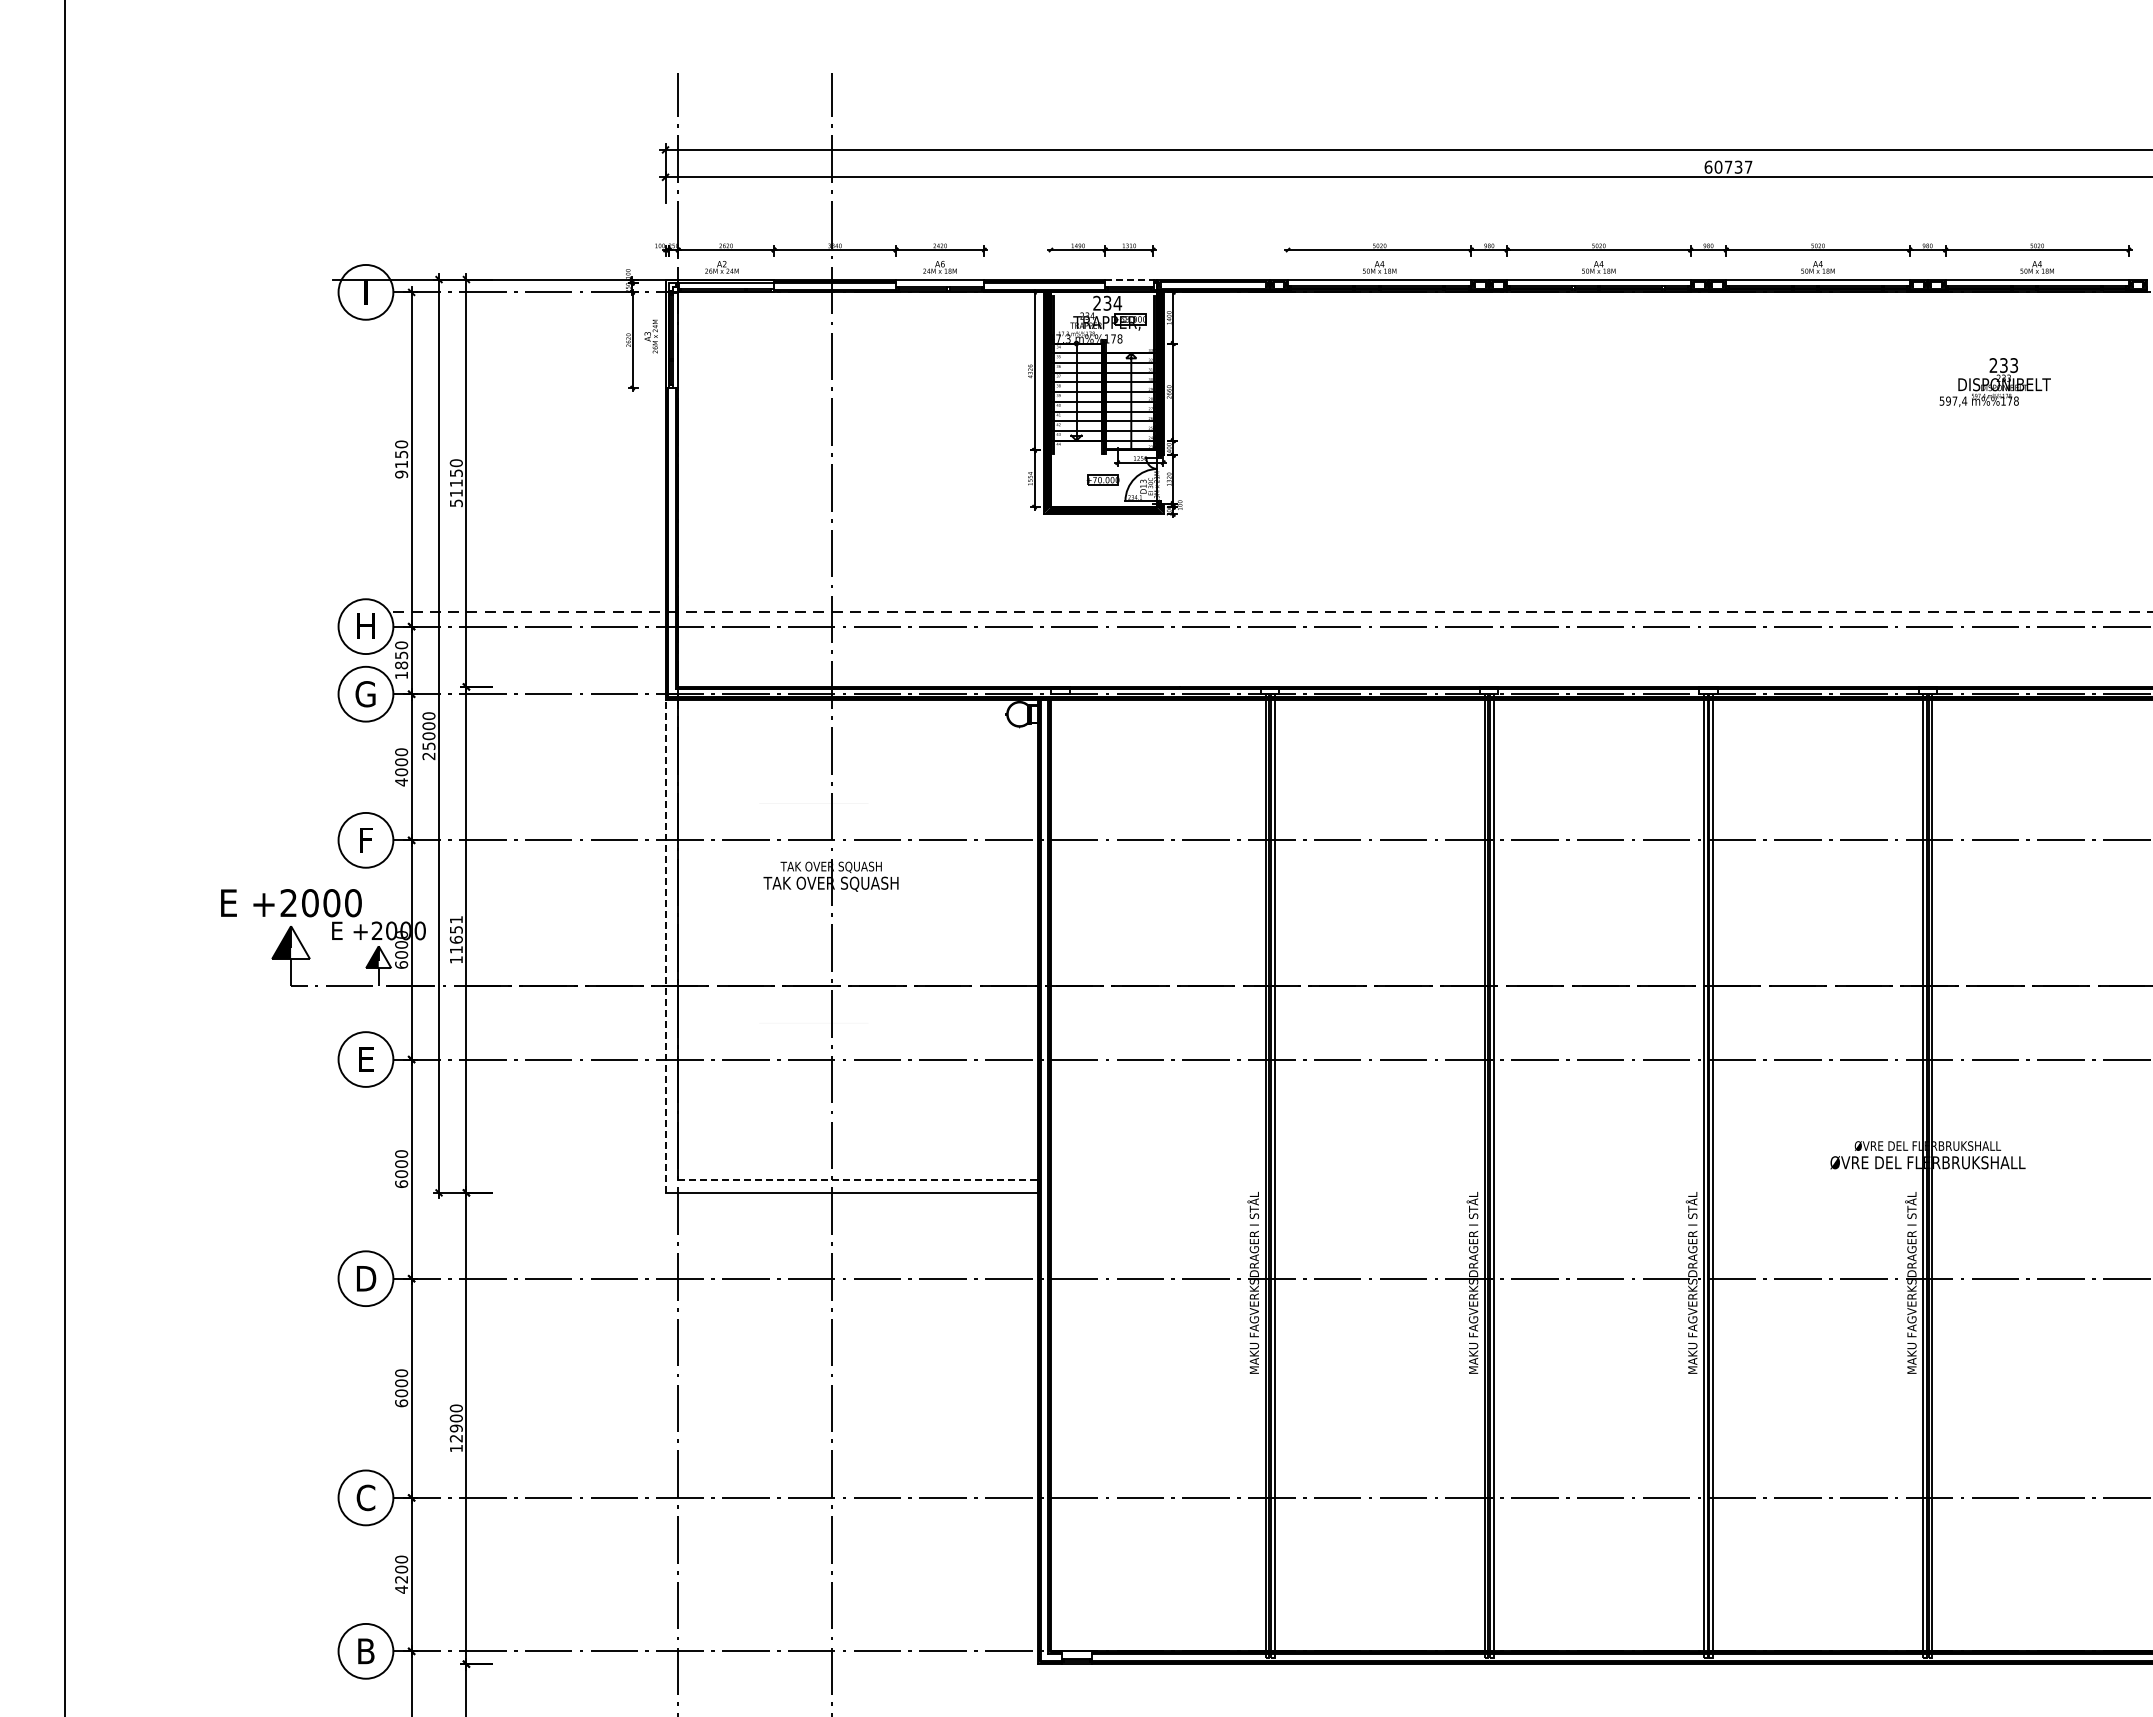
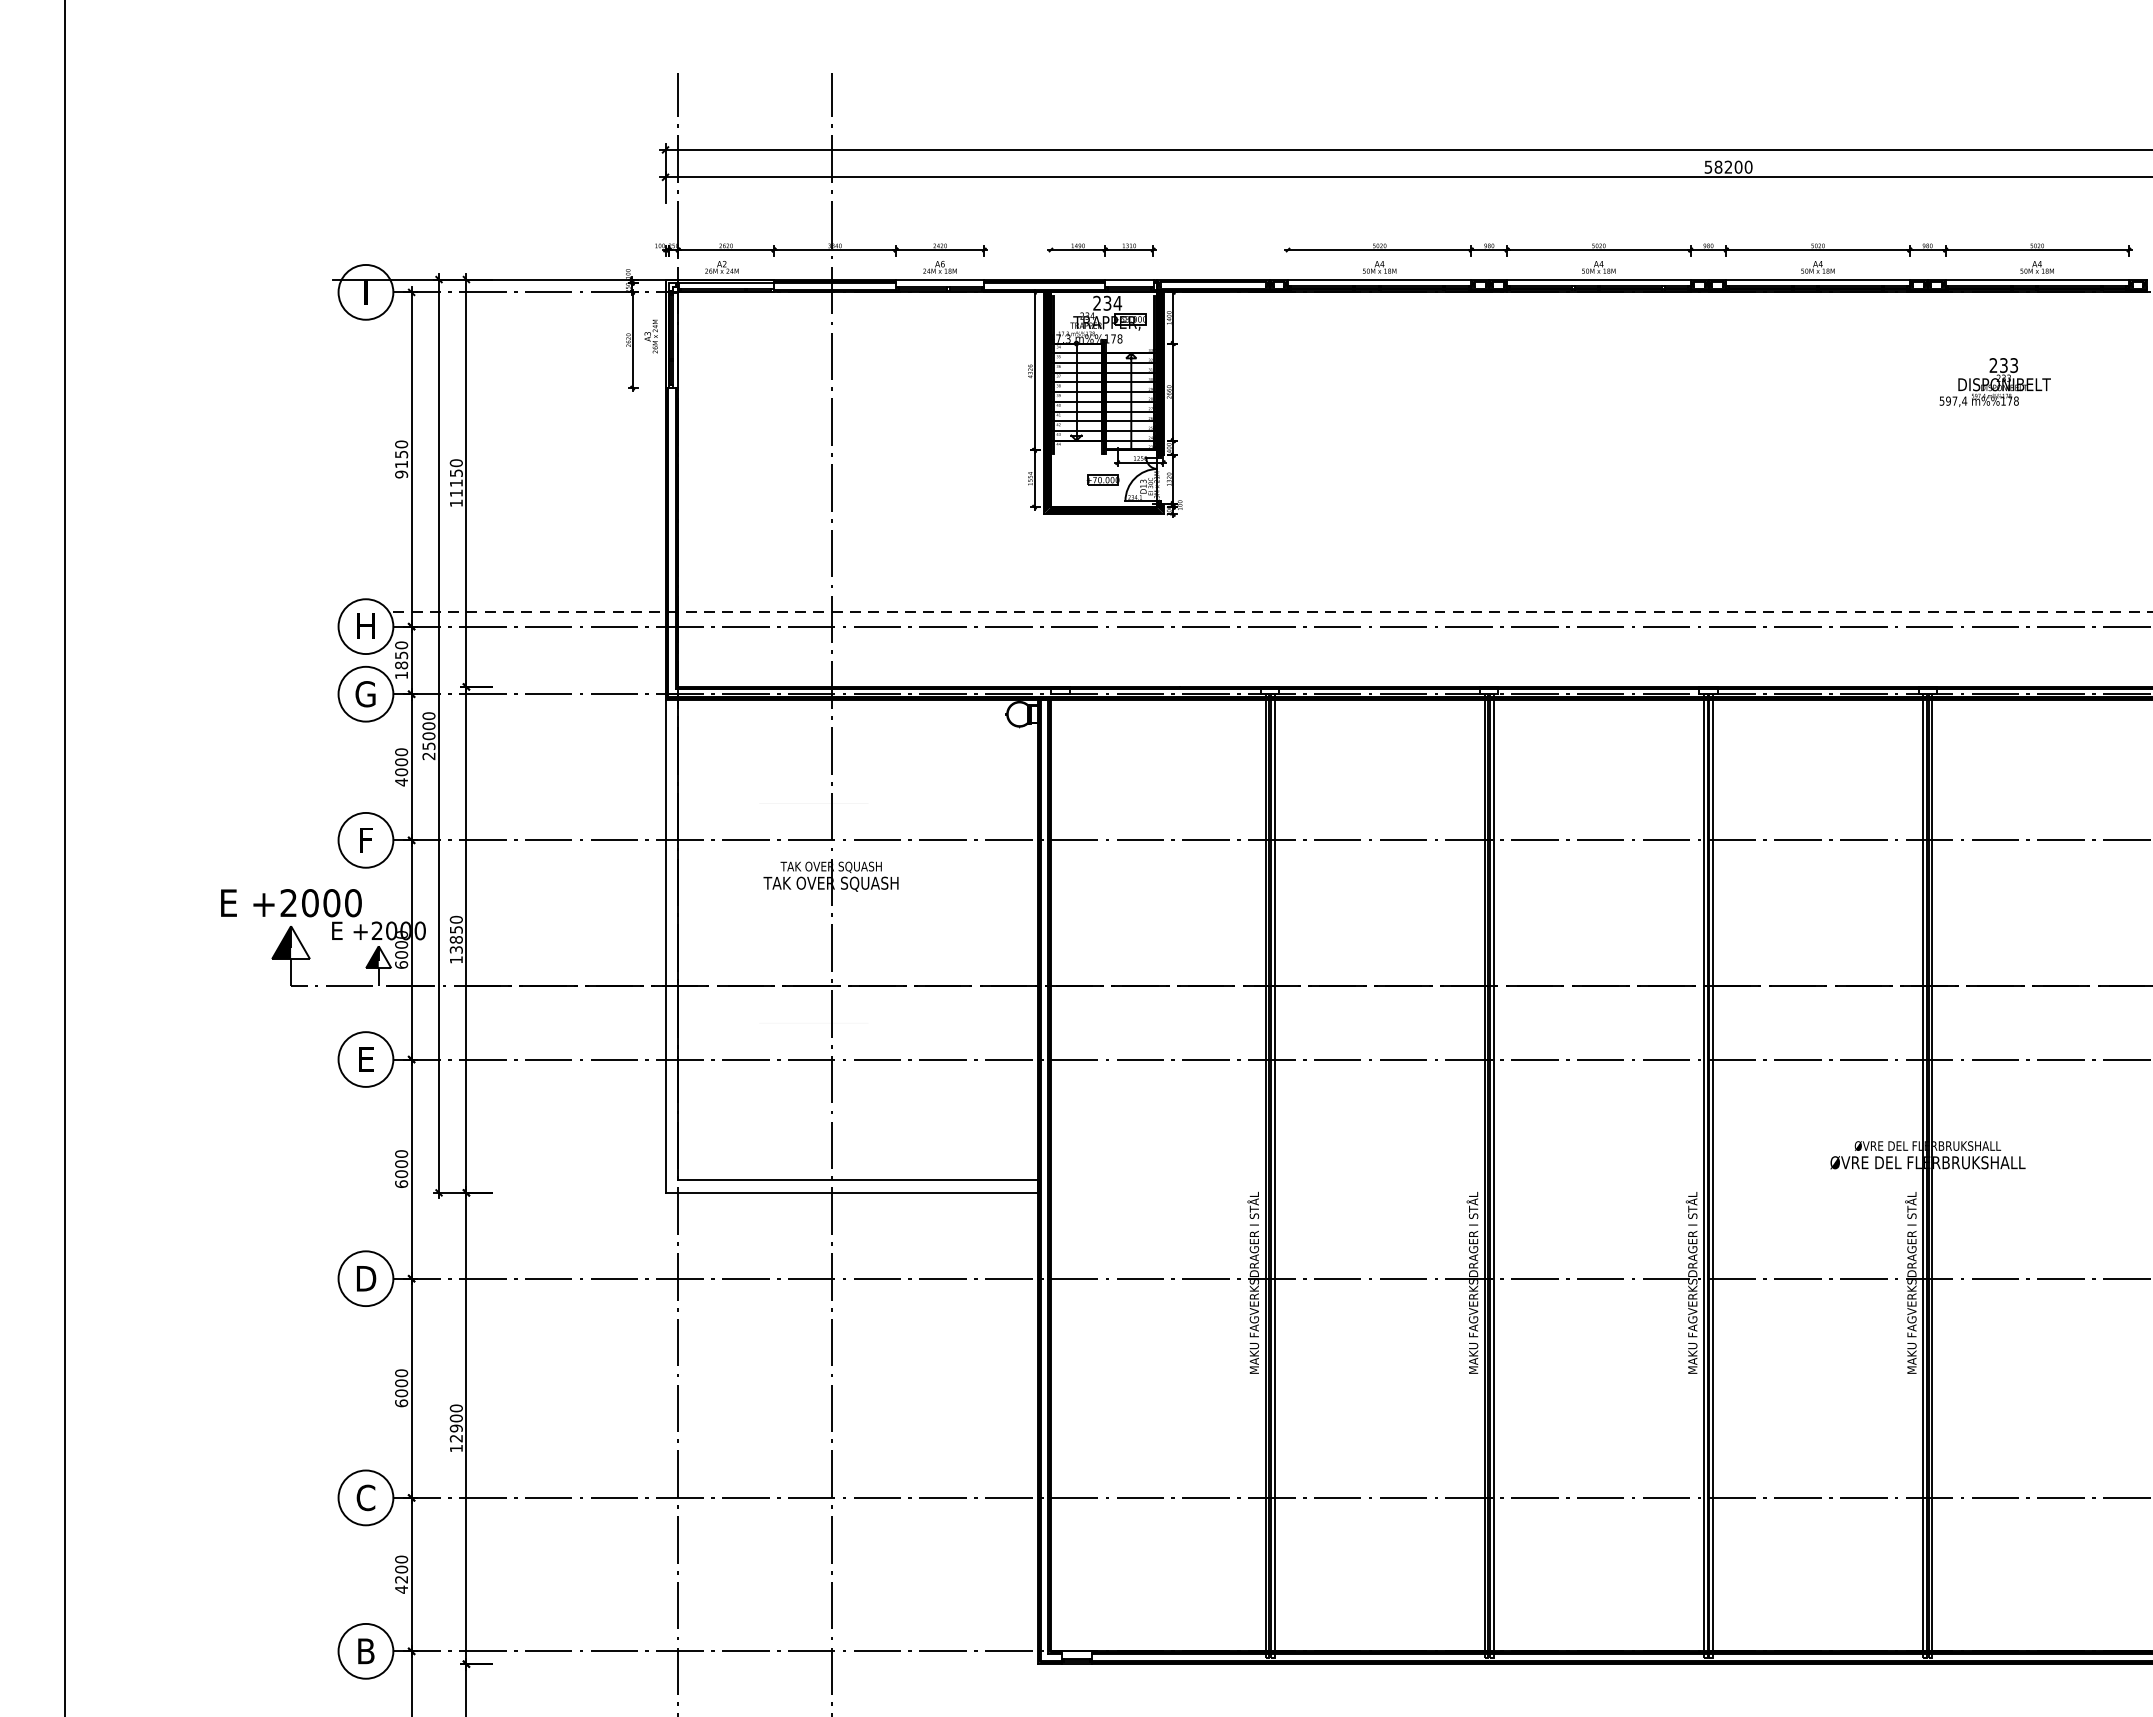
text: 60737 -> 58200 (1728, 166)
line: dashed -> solid (1129, 279)
text: 51150 -> 11150 (456, 503)
text: 11651 -> 13850 (455, 934)
line: dashed -> solid (665, 943)
line: dashed -> solid (858, 1180)
